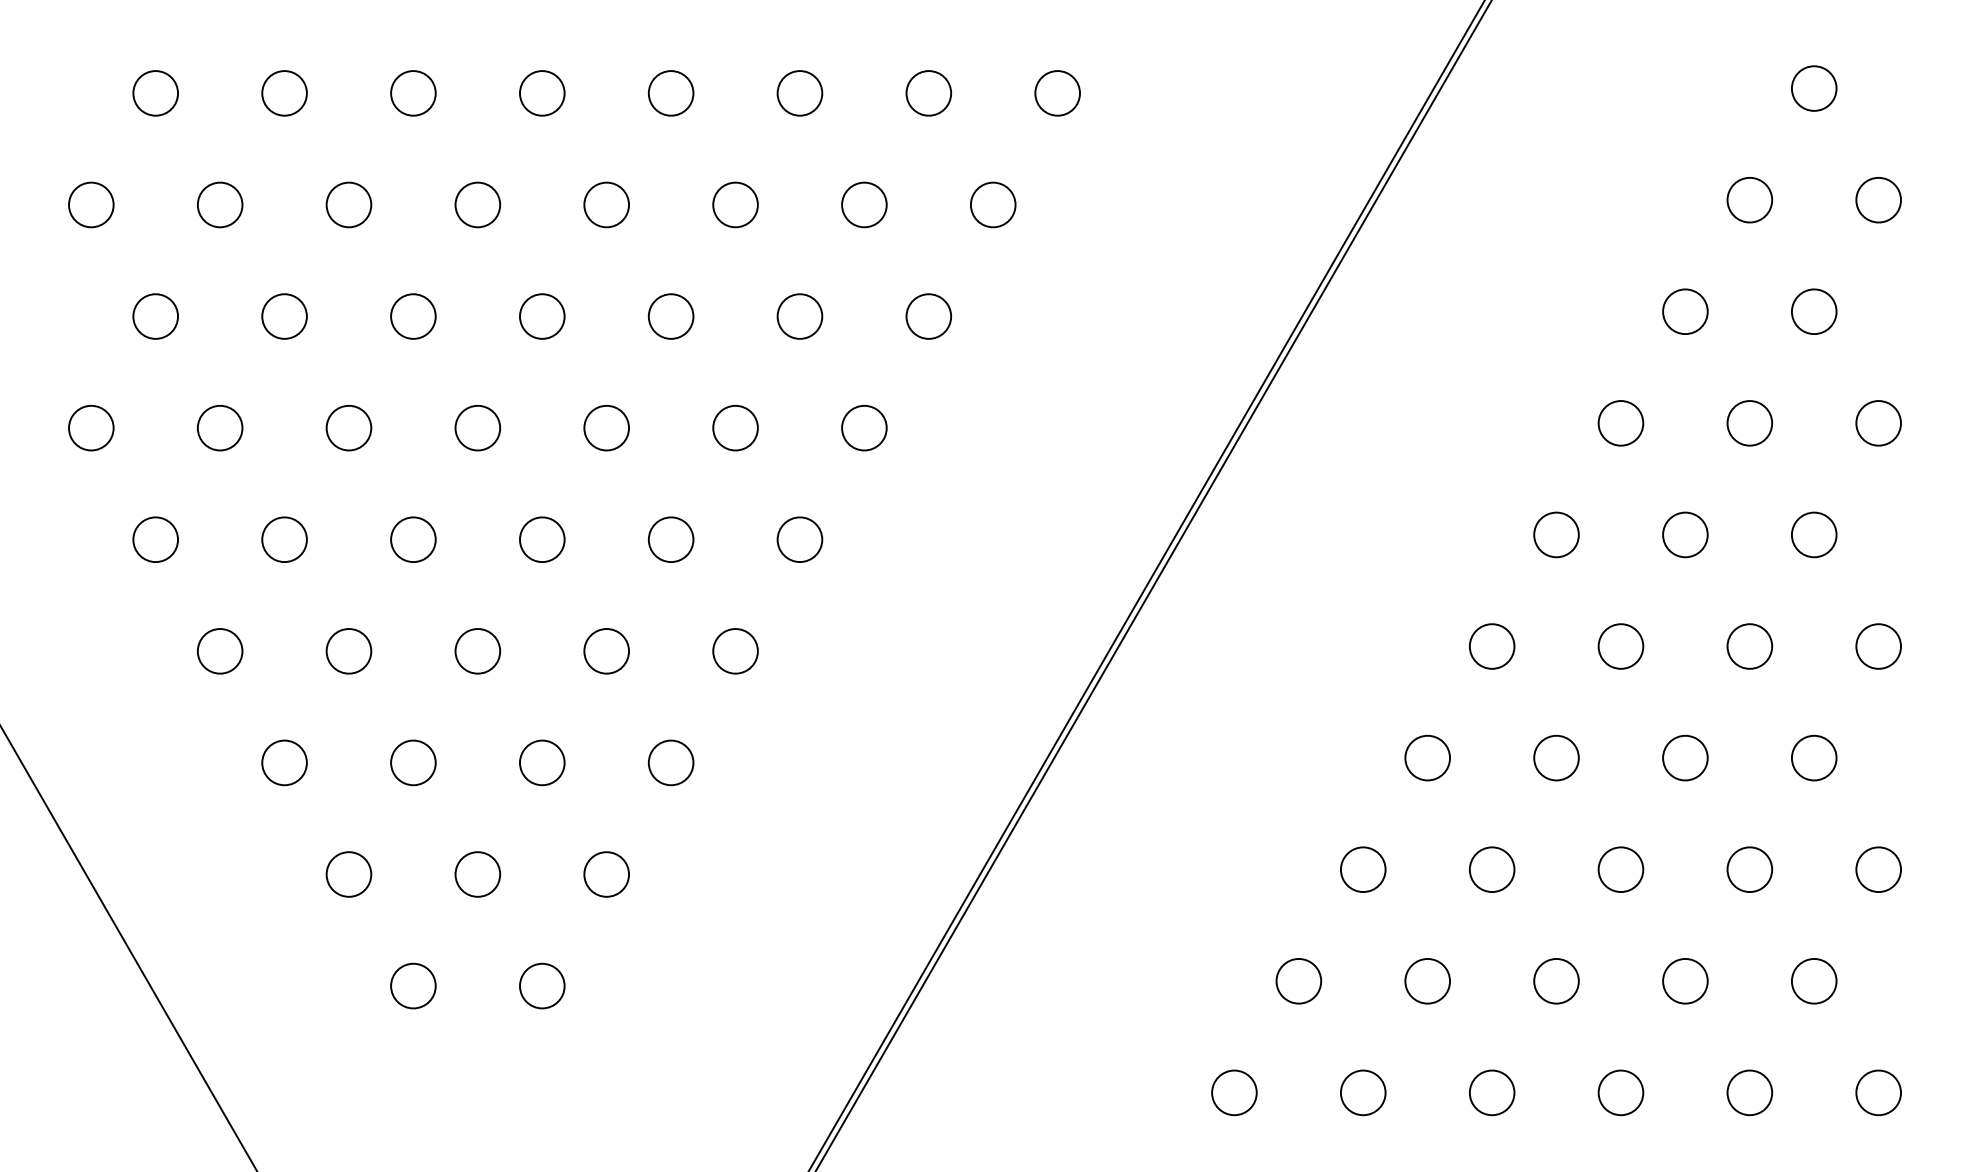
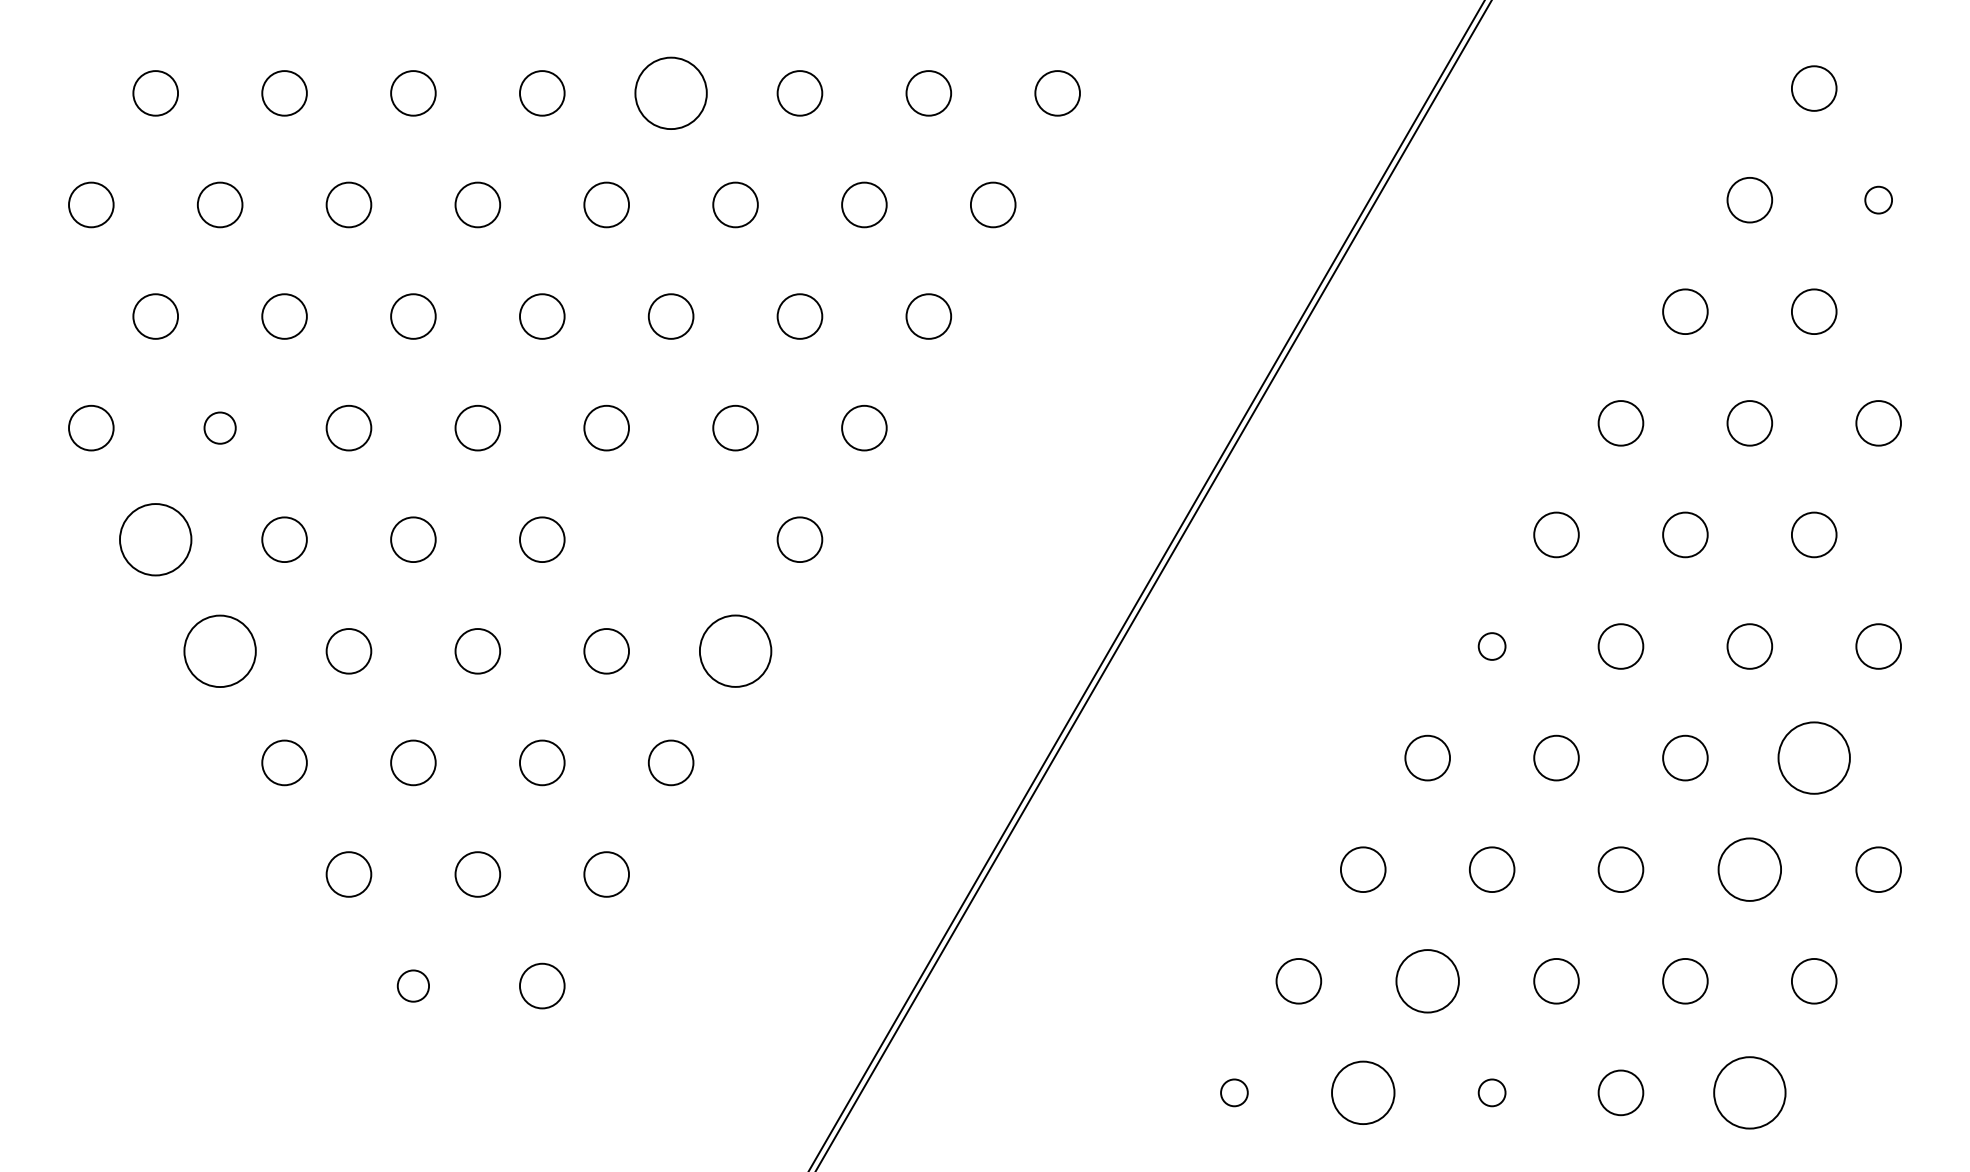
circle diameter: 45 px -> 71 px (670, 93)
circle diameter: 45 px -> 27 px (1878, 199)
circle diameter: 45 px -> 31 px (219, 427)
circle diameter: 45 px -> 71 px (155, 539)
circle: present -> none (670, 539)
circle diameter: 45 px -> 27 px (1491, 646)
circle diameter: 45 px -> 71 px (219, 651)
circle size: 47x47 px -> 74x74 px (735, 650)
circle diameter: 45 px -> 71 px (1813, 757)
circle diameter: 45 px -> 62 px (1749, 869)
line: present -> none (128, 948)
circle diameter: 45 px -> 62 px (1427, 981)
circle diameter: 45 px -> 31 px (413, 985)
circle diameter: 45 px -> 27 px (1234, 1092)
circle diameter: 45 px -> 62 px (1363, 1092)
circle diameter: 45 px -> 27 px (1491, 1092)
circle diameter: 45 px -> 71 px (1749, 1092)
circle: present -> none (1878, 1092)
